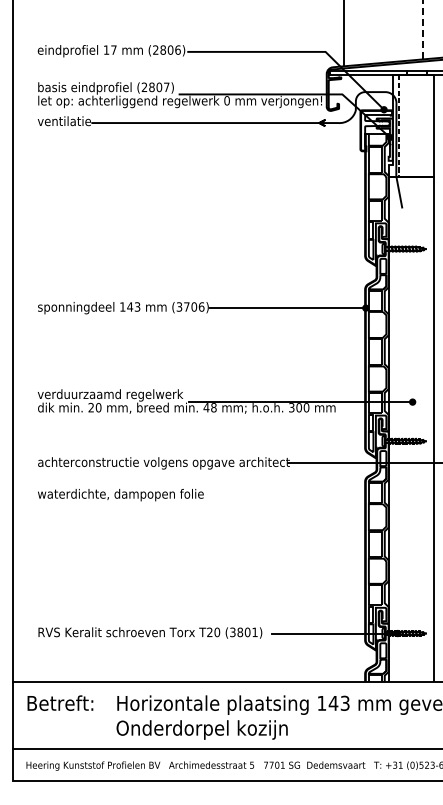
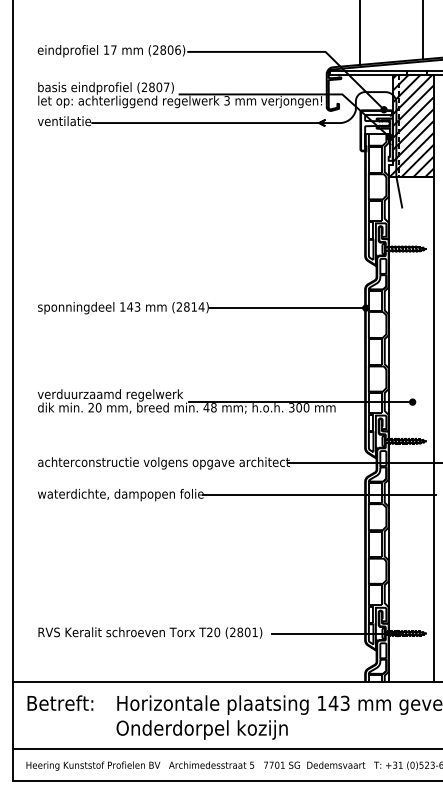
line: dashed -> solid (422, 29)
line position: (343, 33) -> (359, 33) (359, 33)
text: 0 -> 3 (226, 100)
hatch: none -> present (410, 126)
text: (3706) -> (2814) (190, 306)
line: none -> present (318, 495)
text: (3801) -> (2801) (232, 632)
